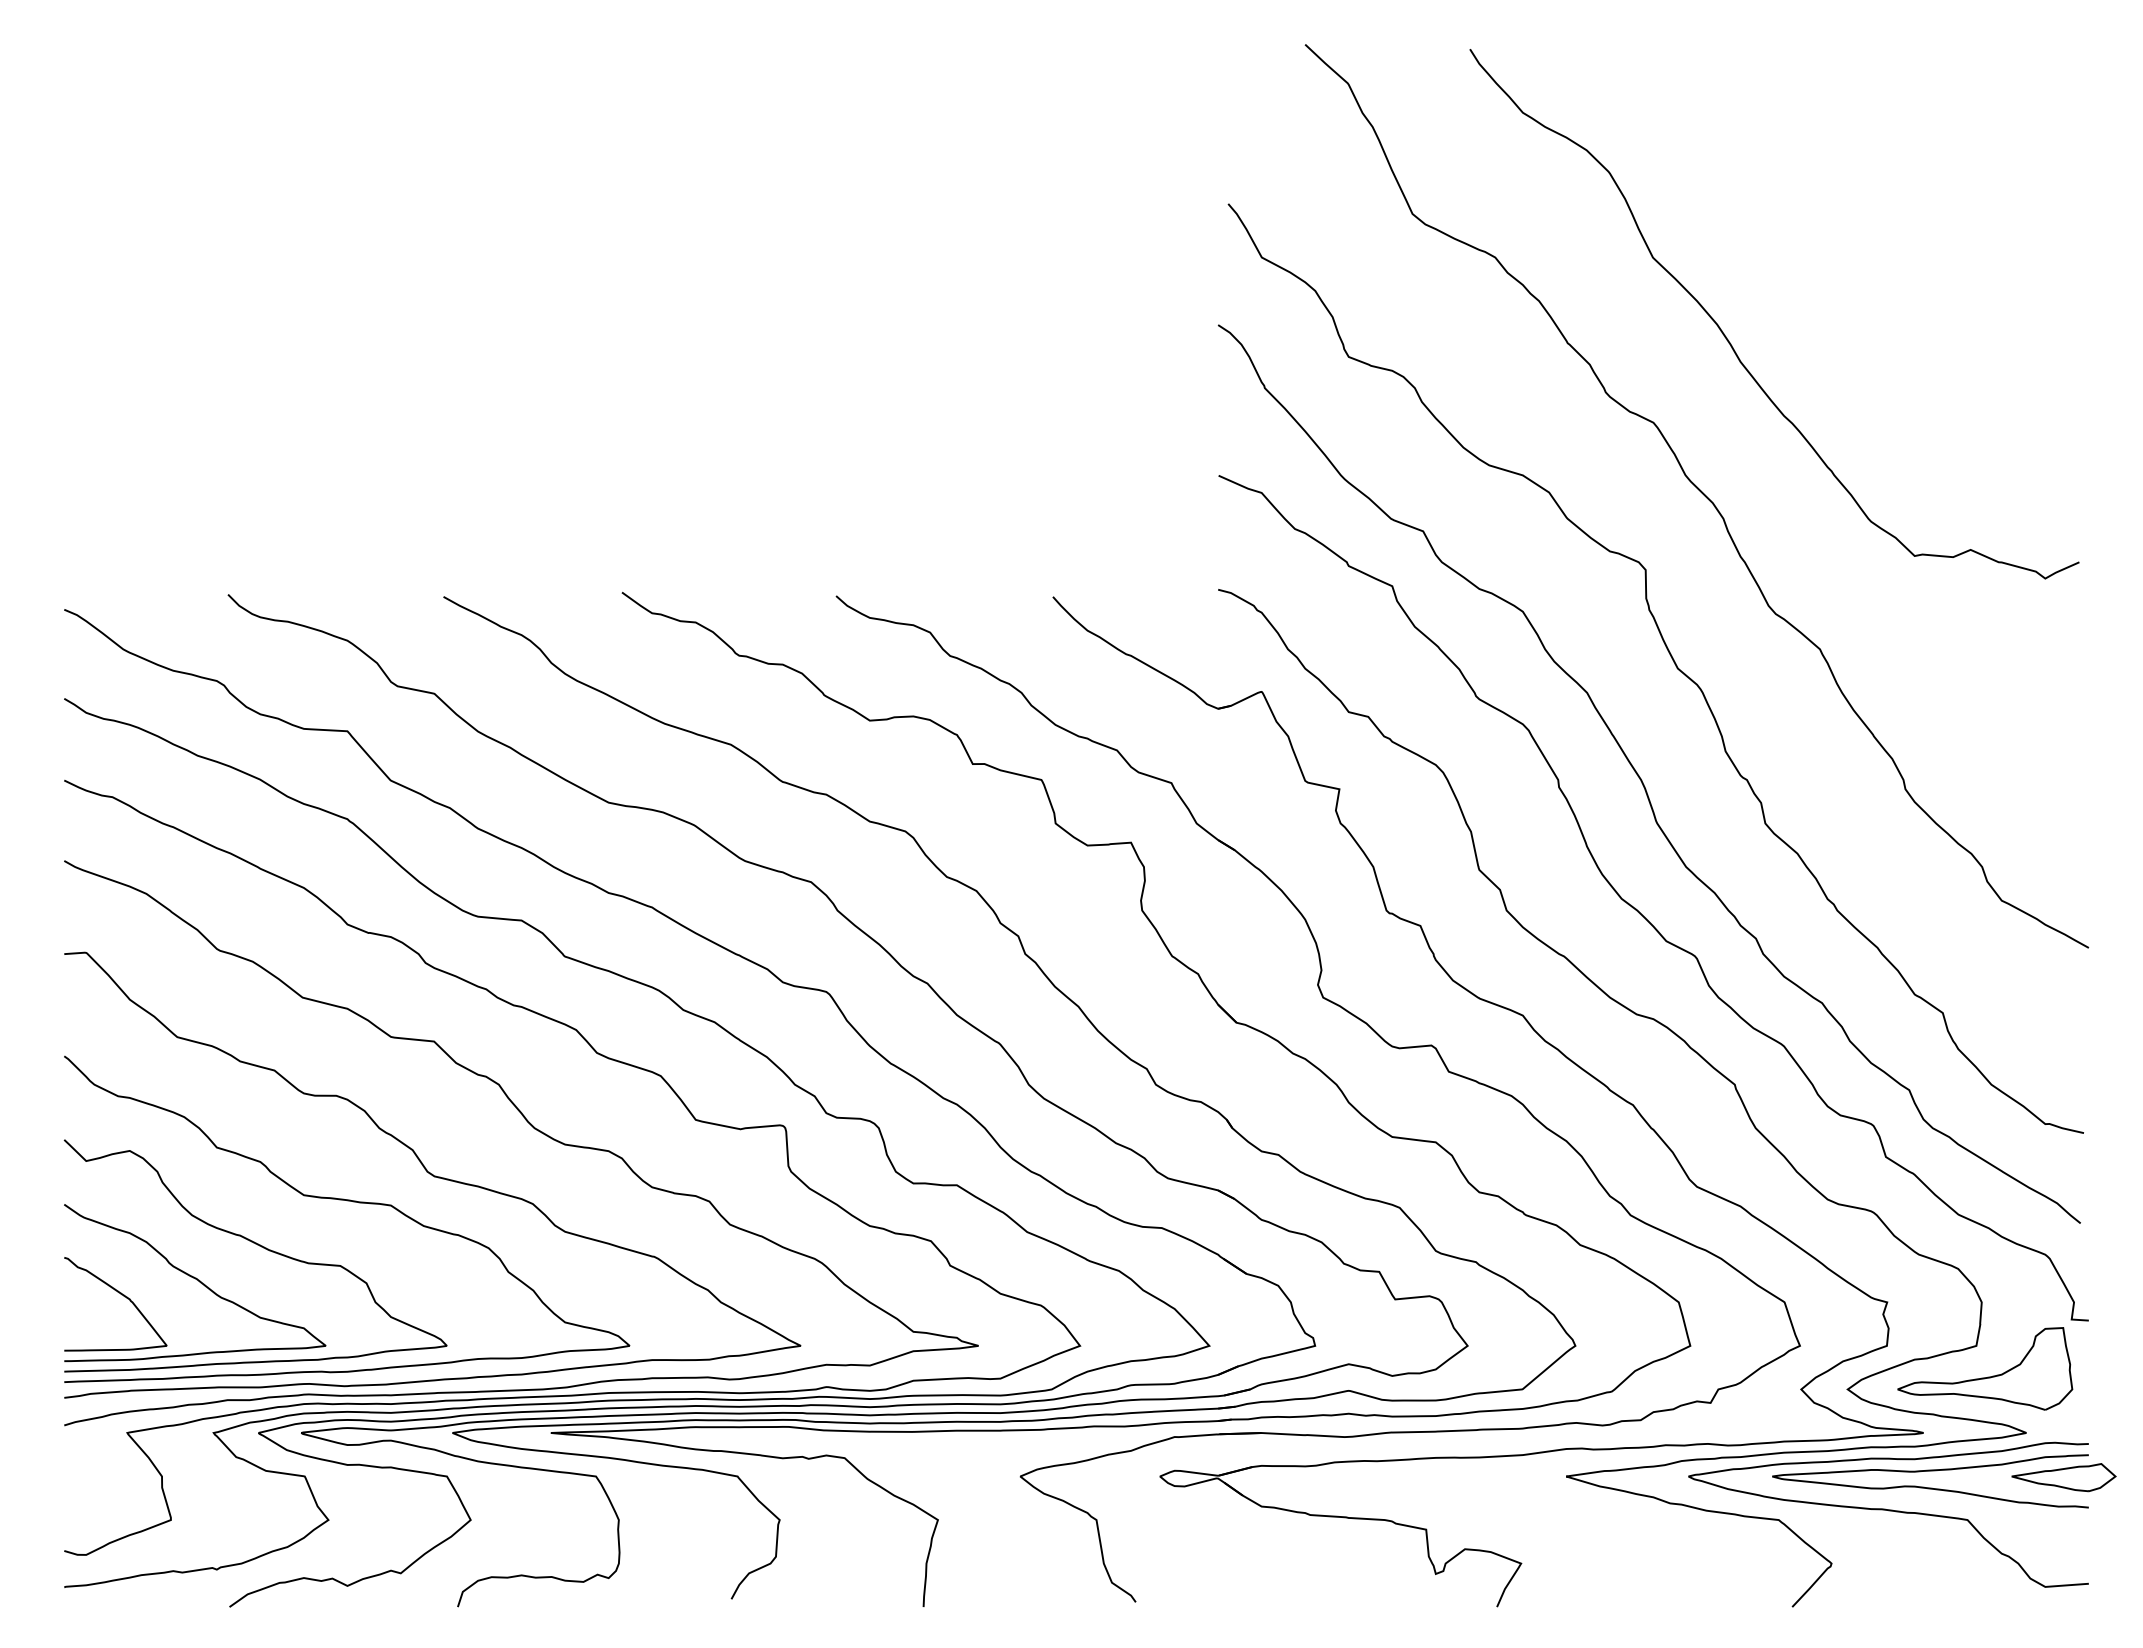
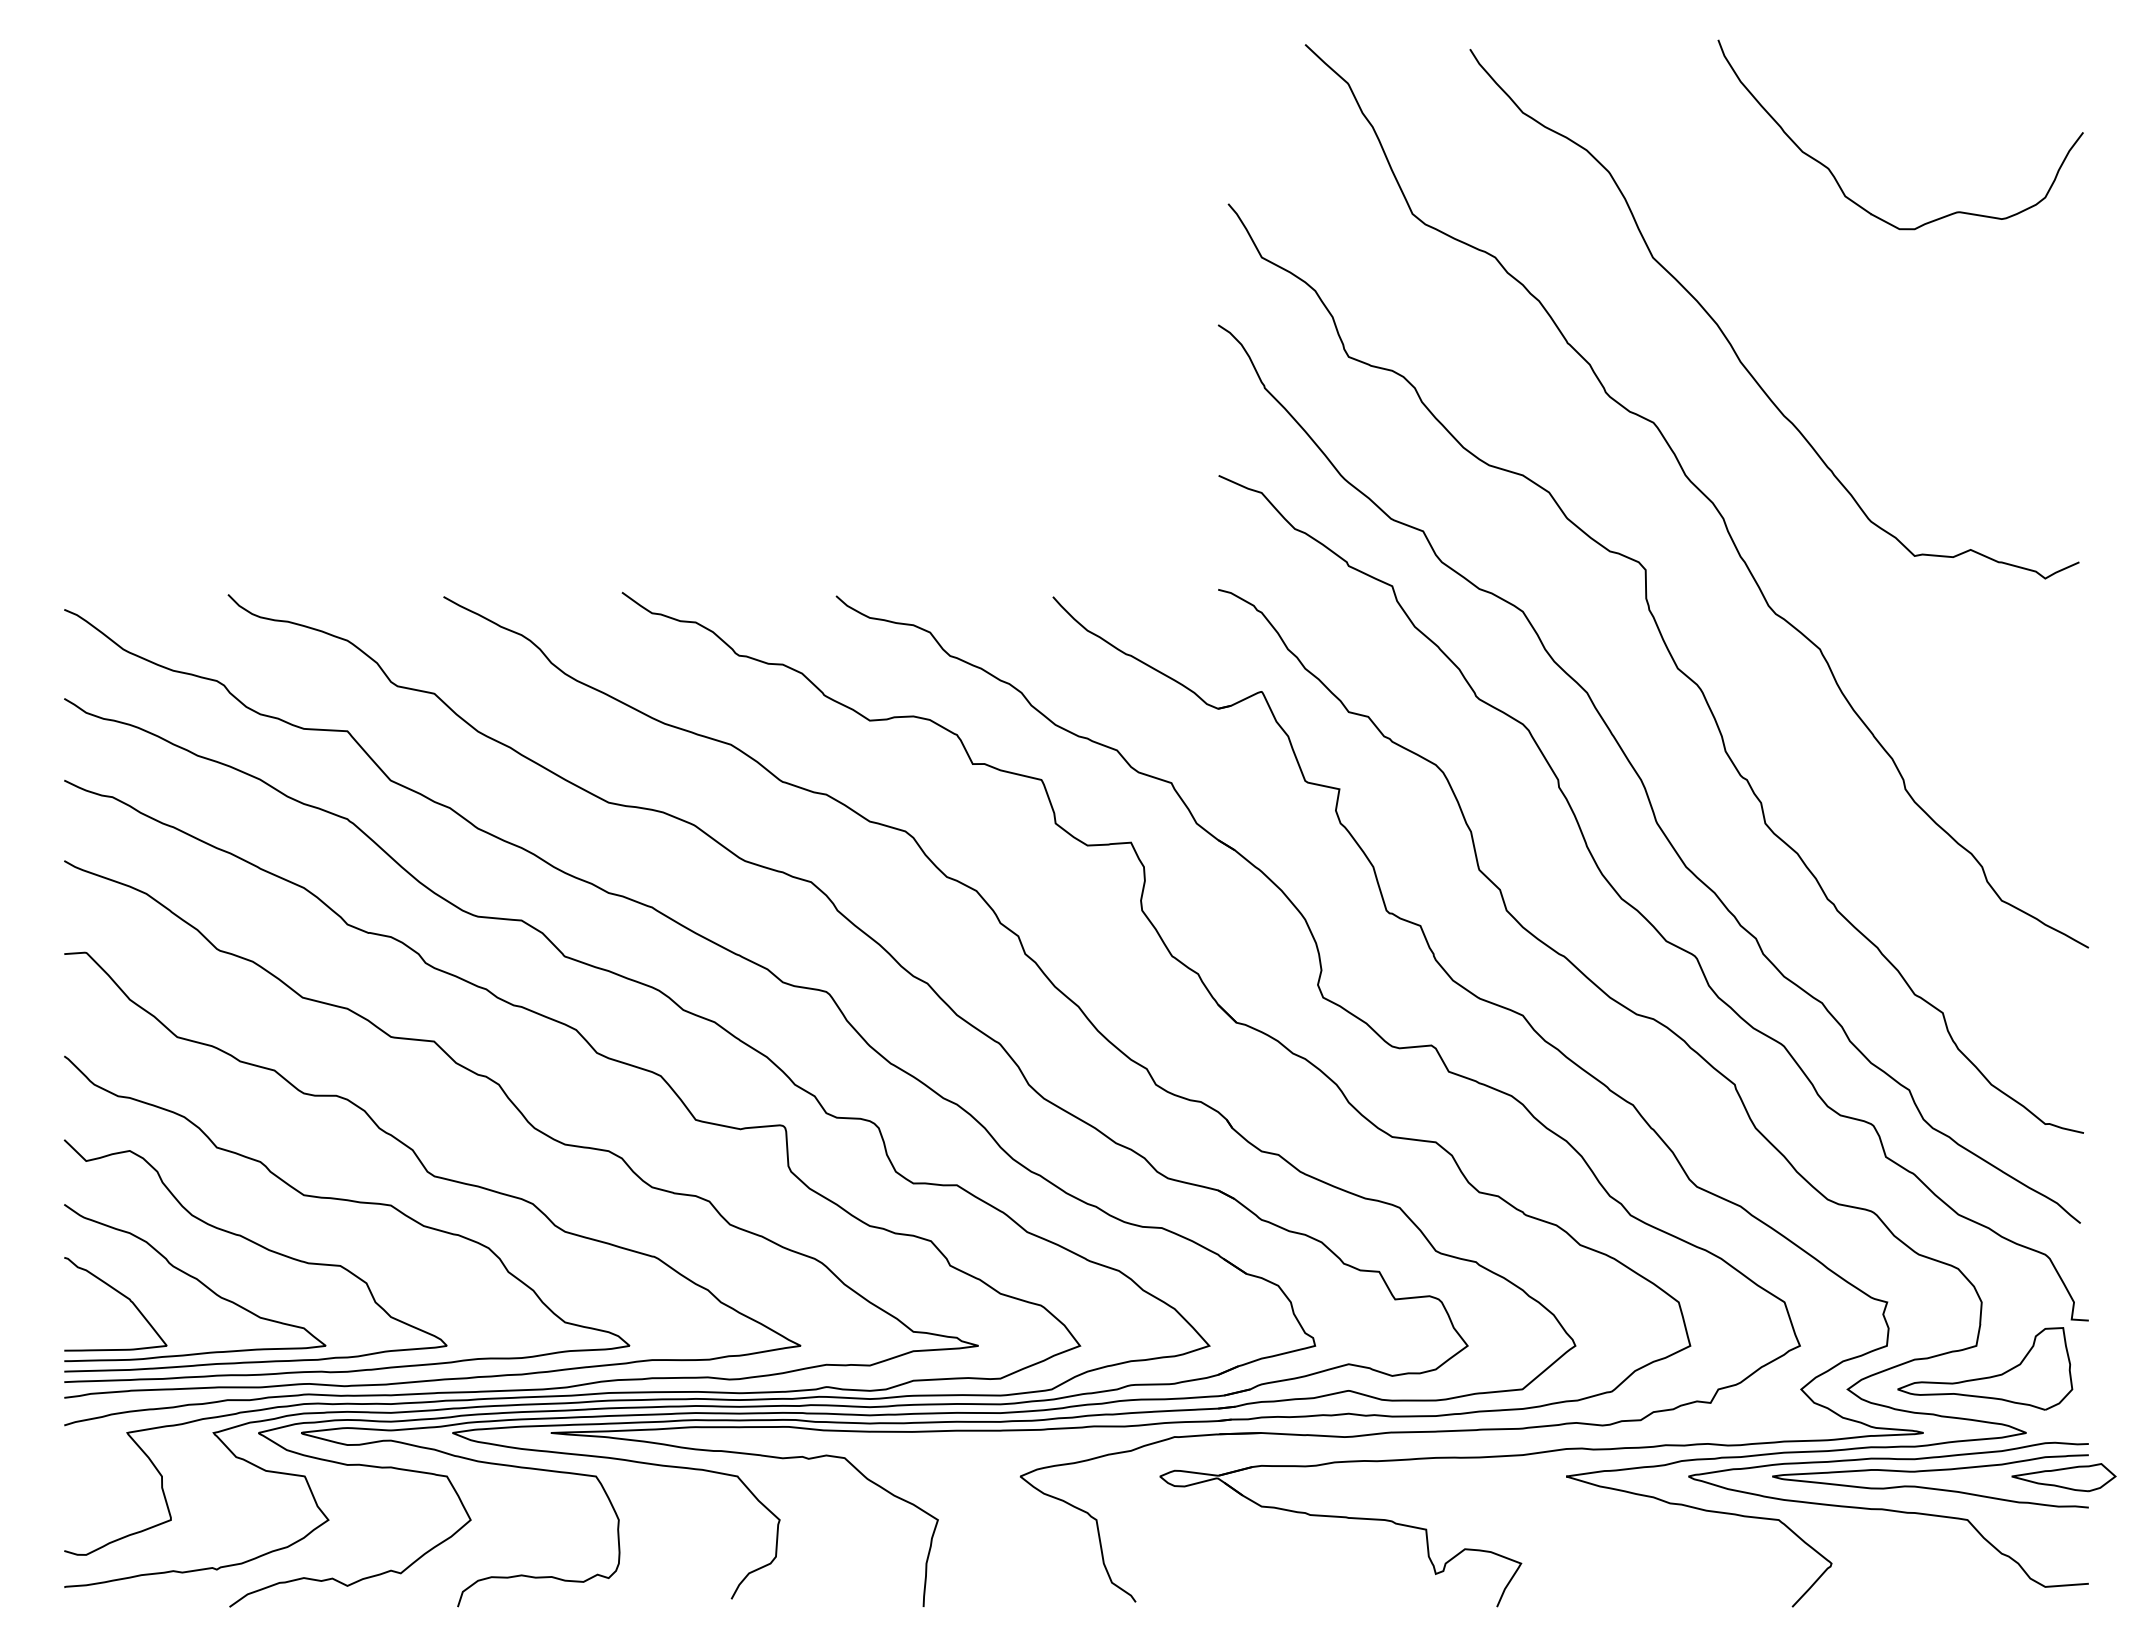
curve: none -> present (1836, 178)
